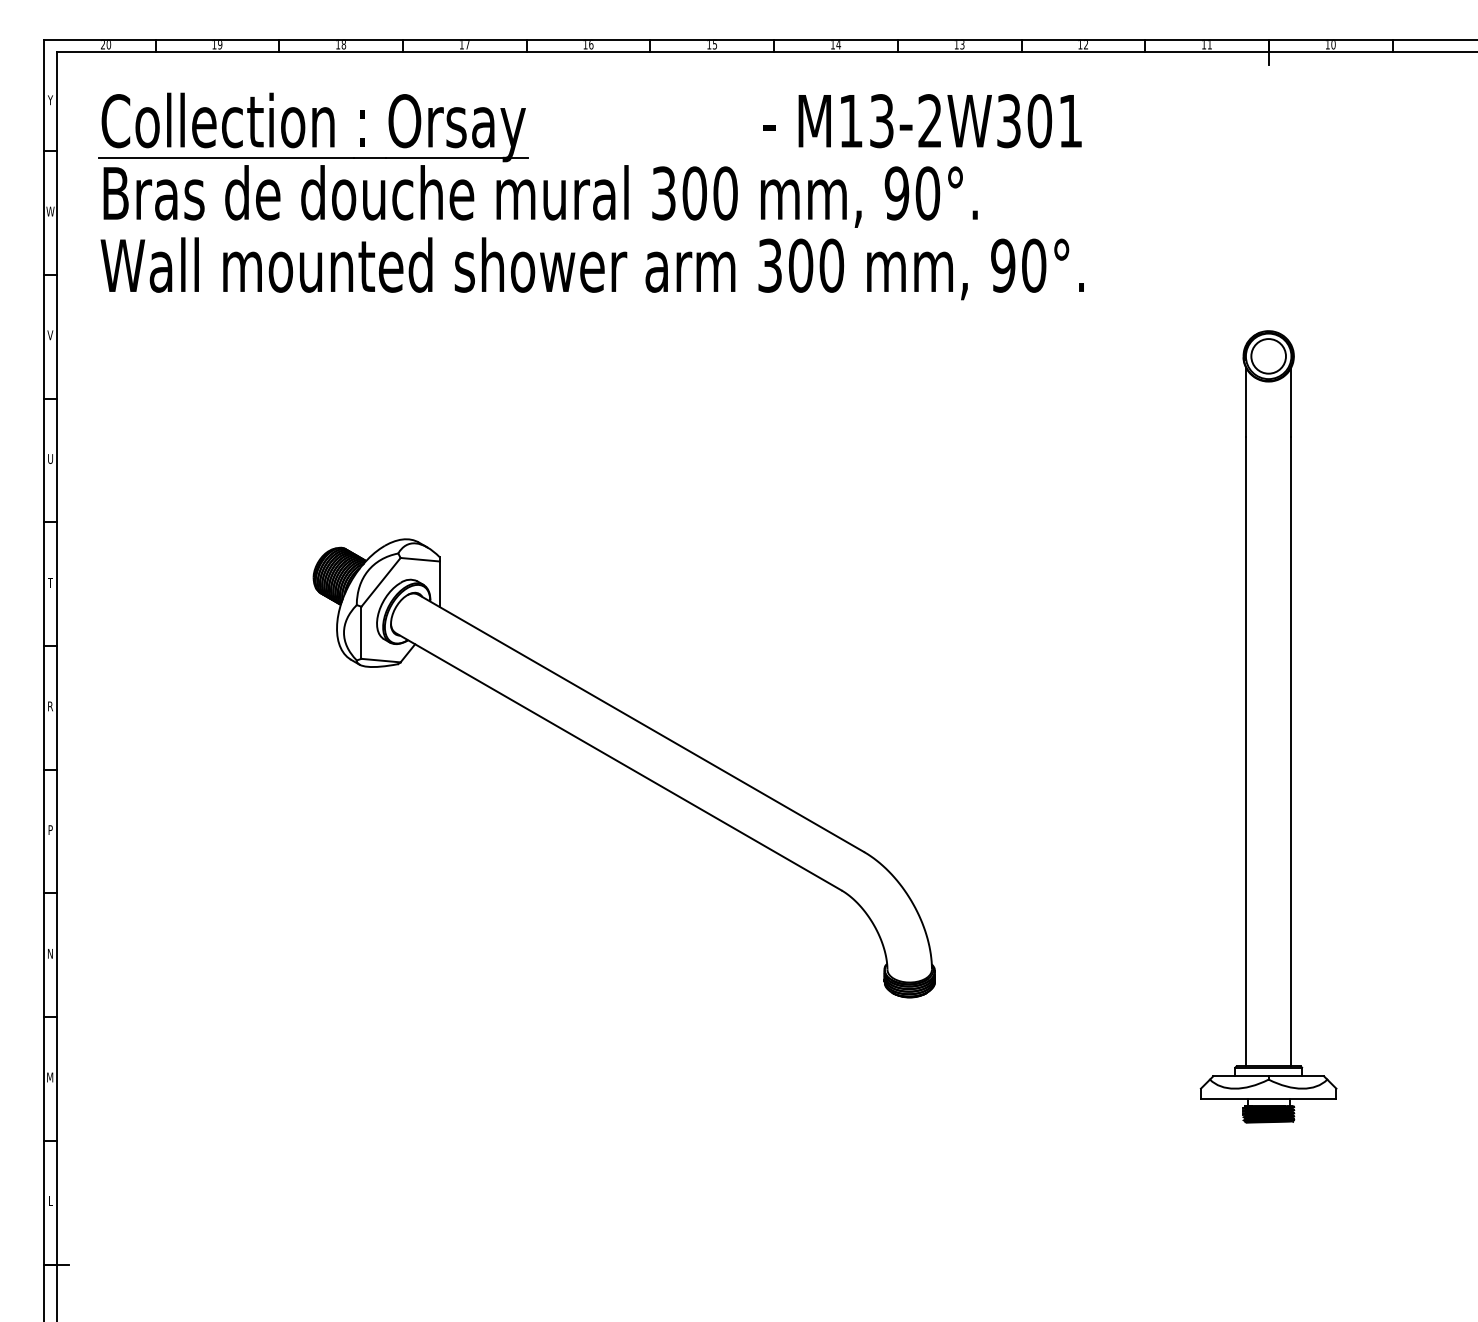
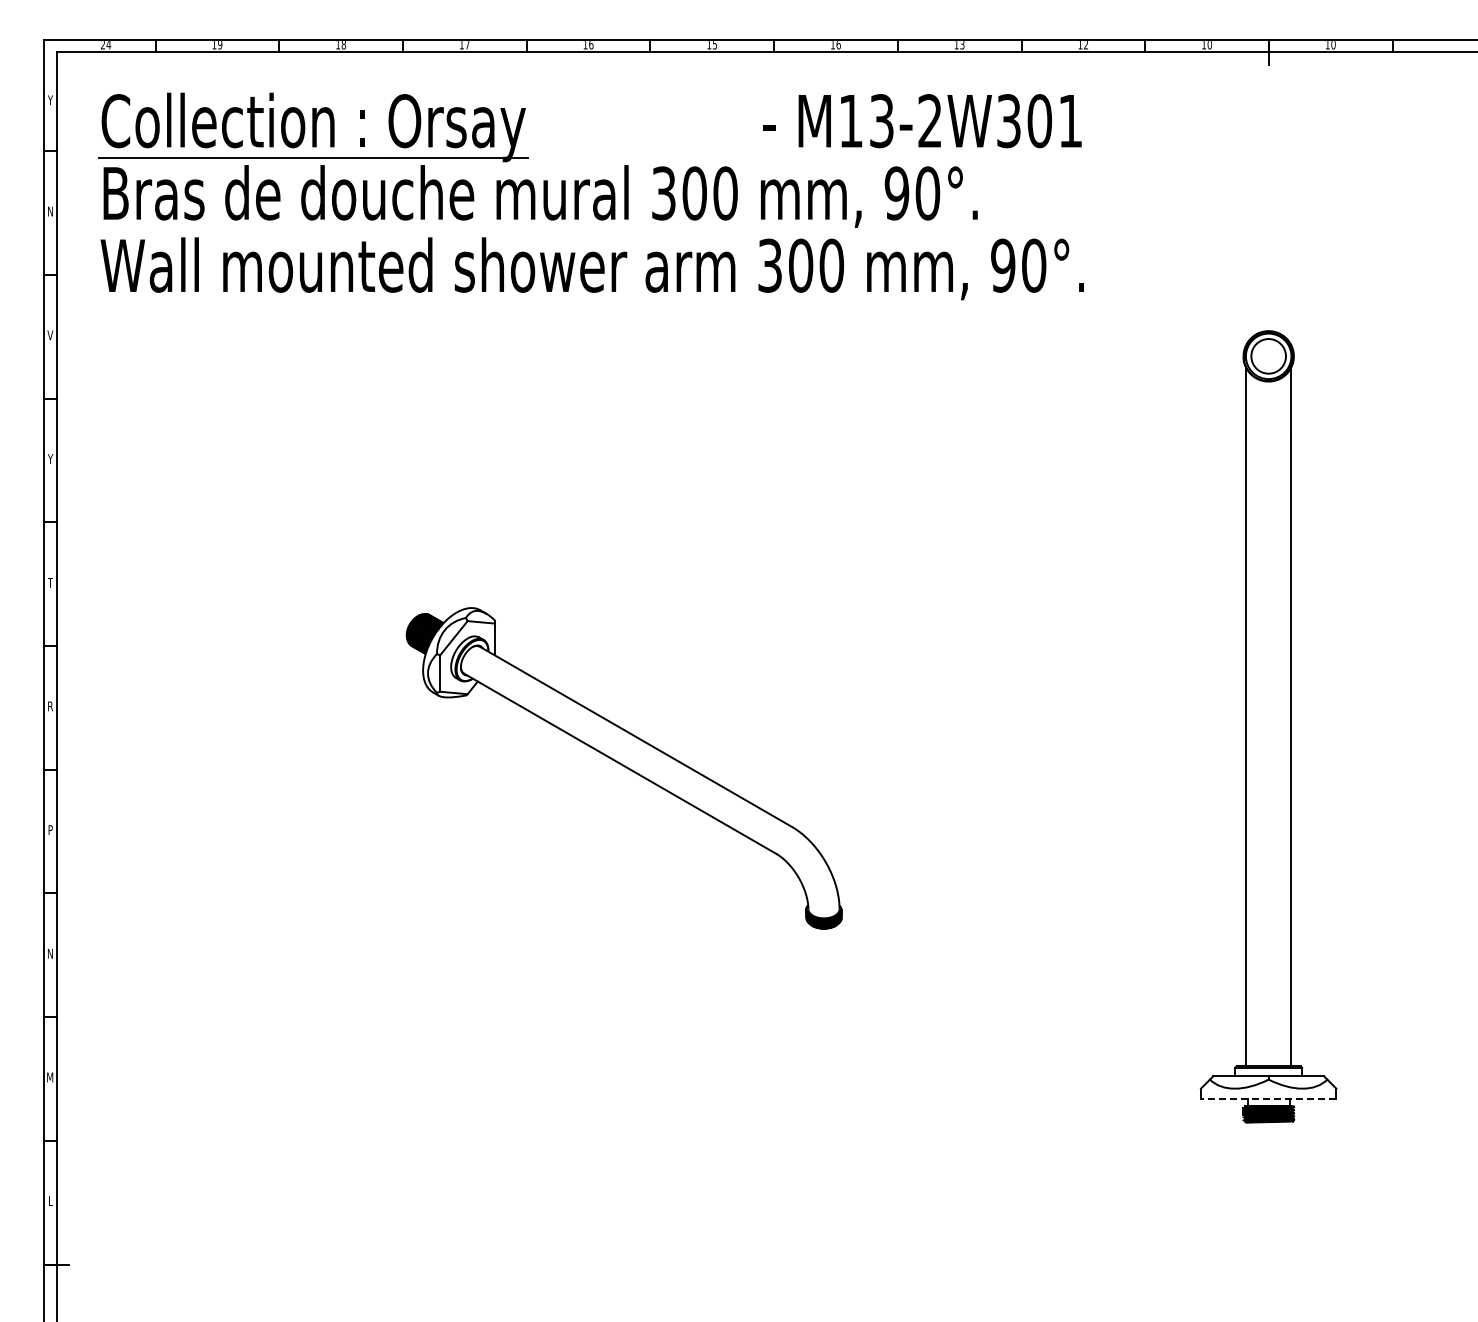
text: 20 -> 24 (108, 45)
text: 14 -> 16 (838, 45)
text: 11 -> 10 (1209, 45)
text: W -> N (50, 210)
text: U -> Y (50, 459)
part size: 624x461 px -> 438x323 px (623, 768)
line: solid -> dashed (1268, 1098)
